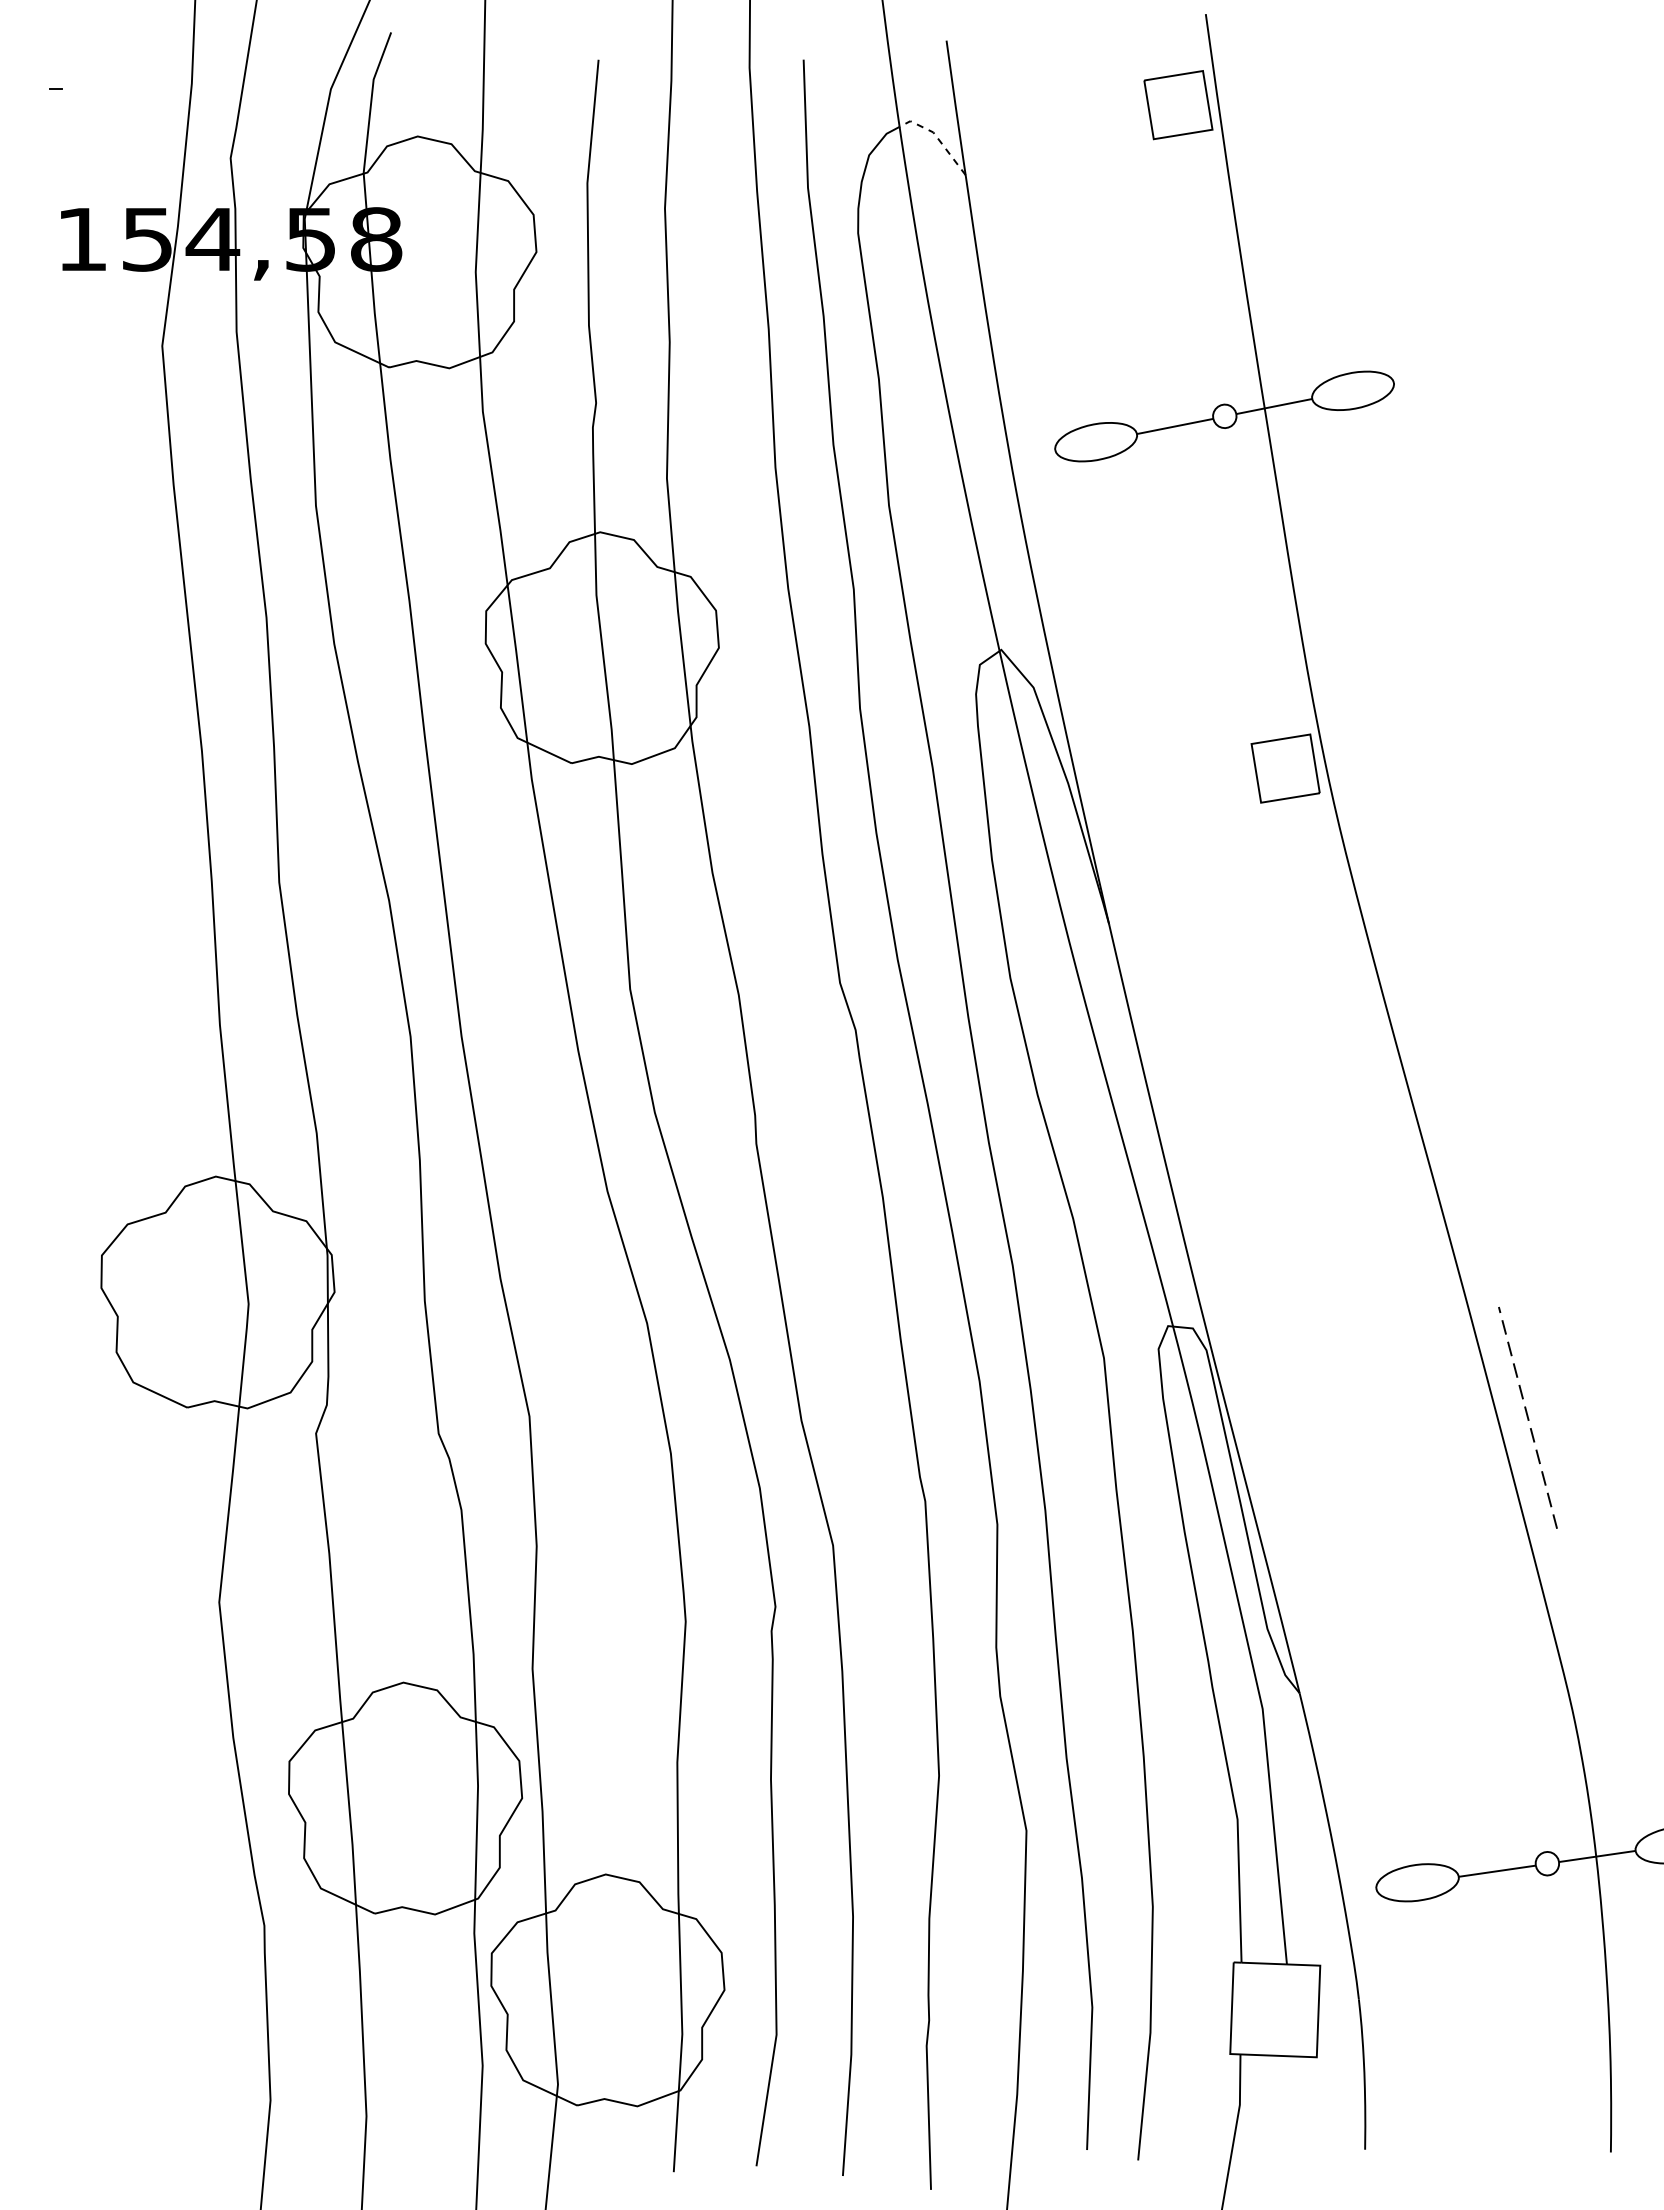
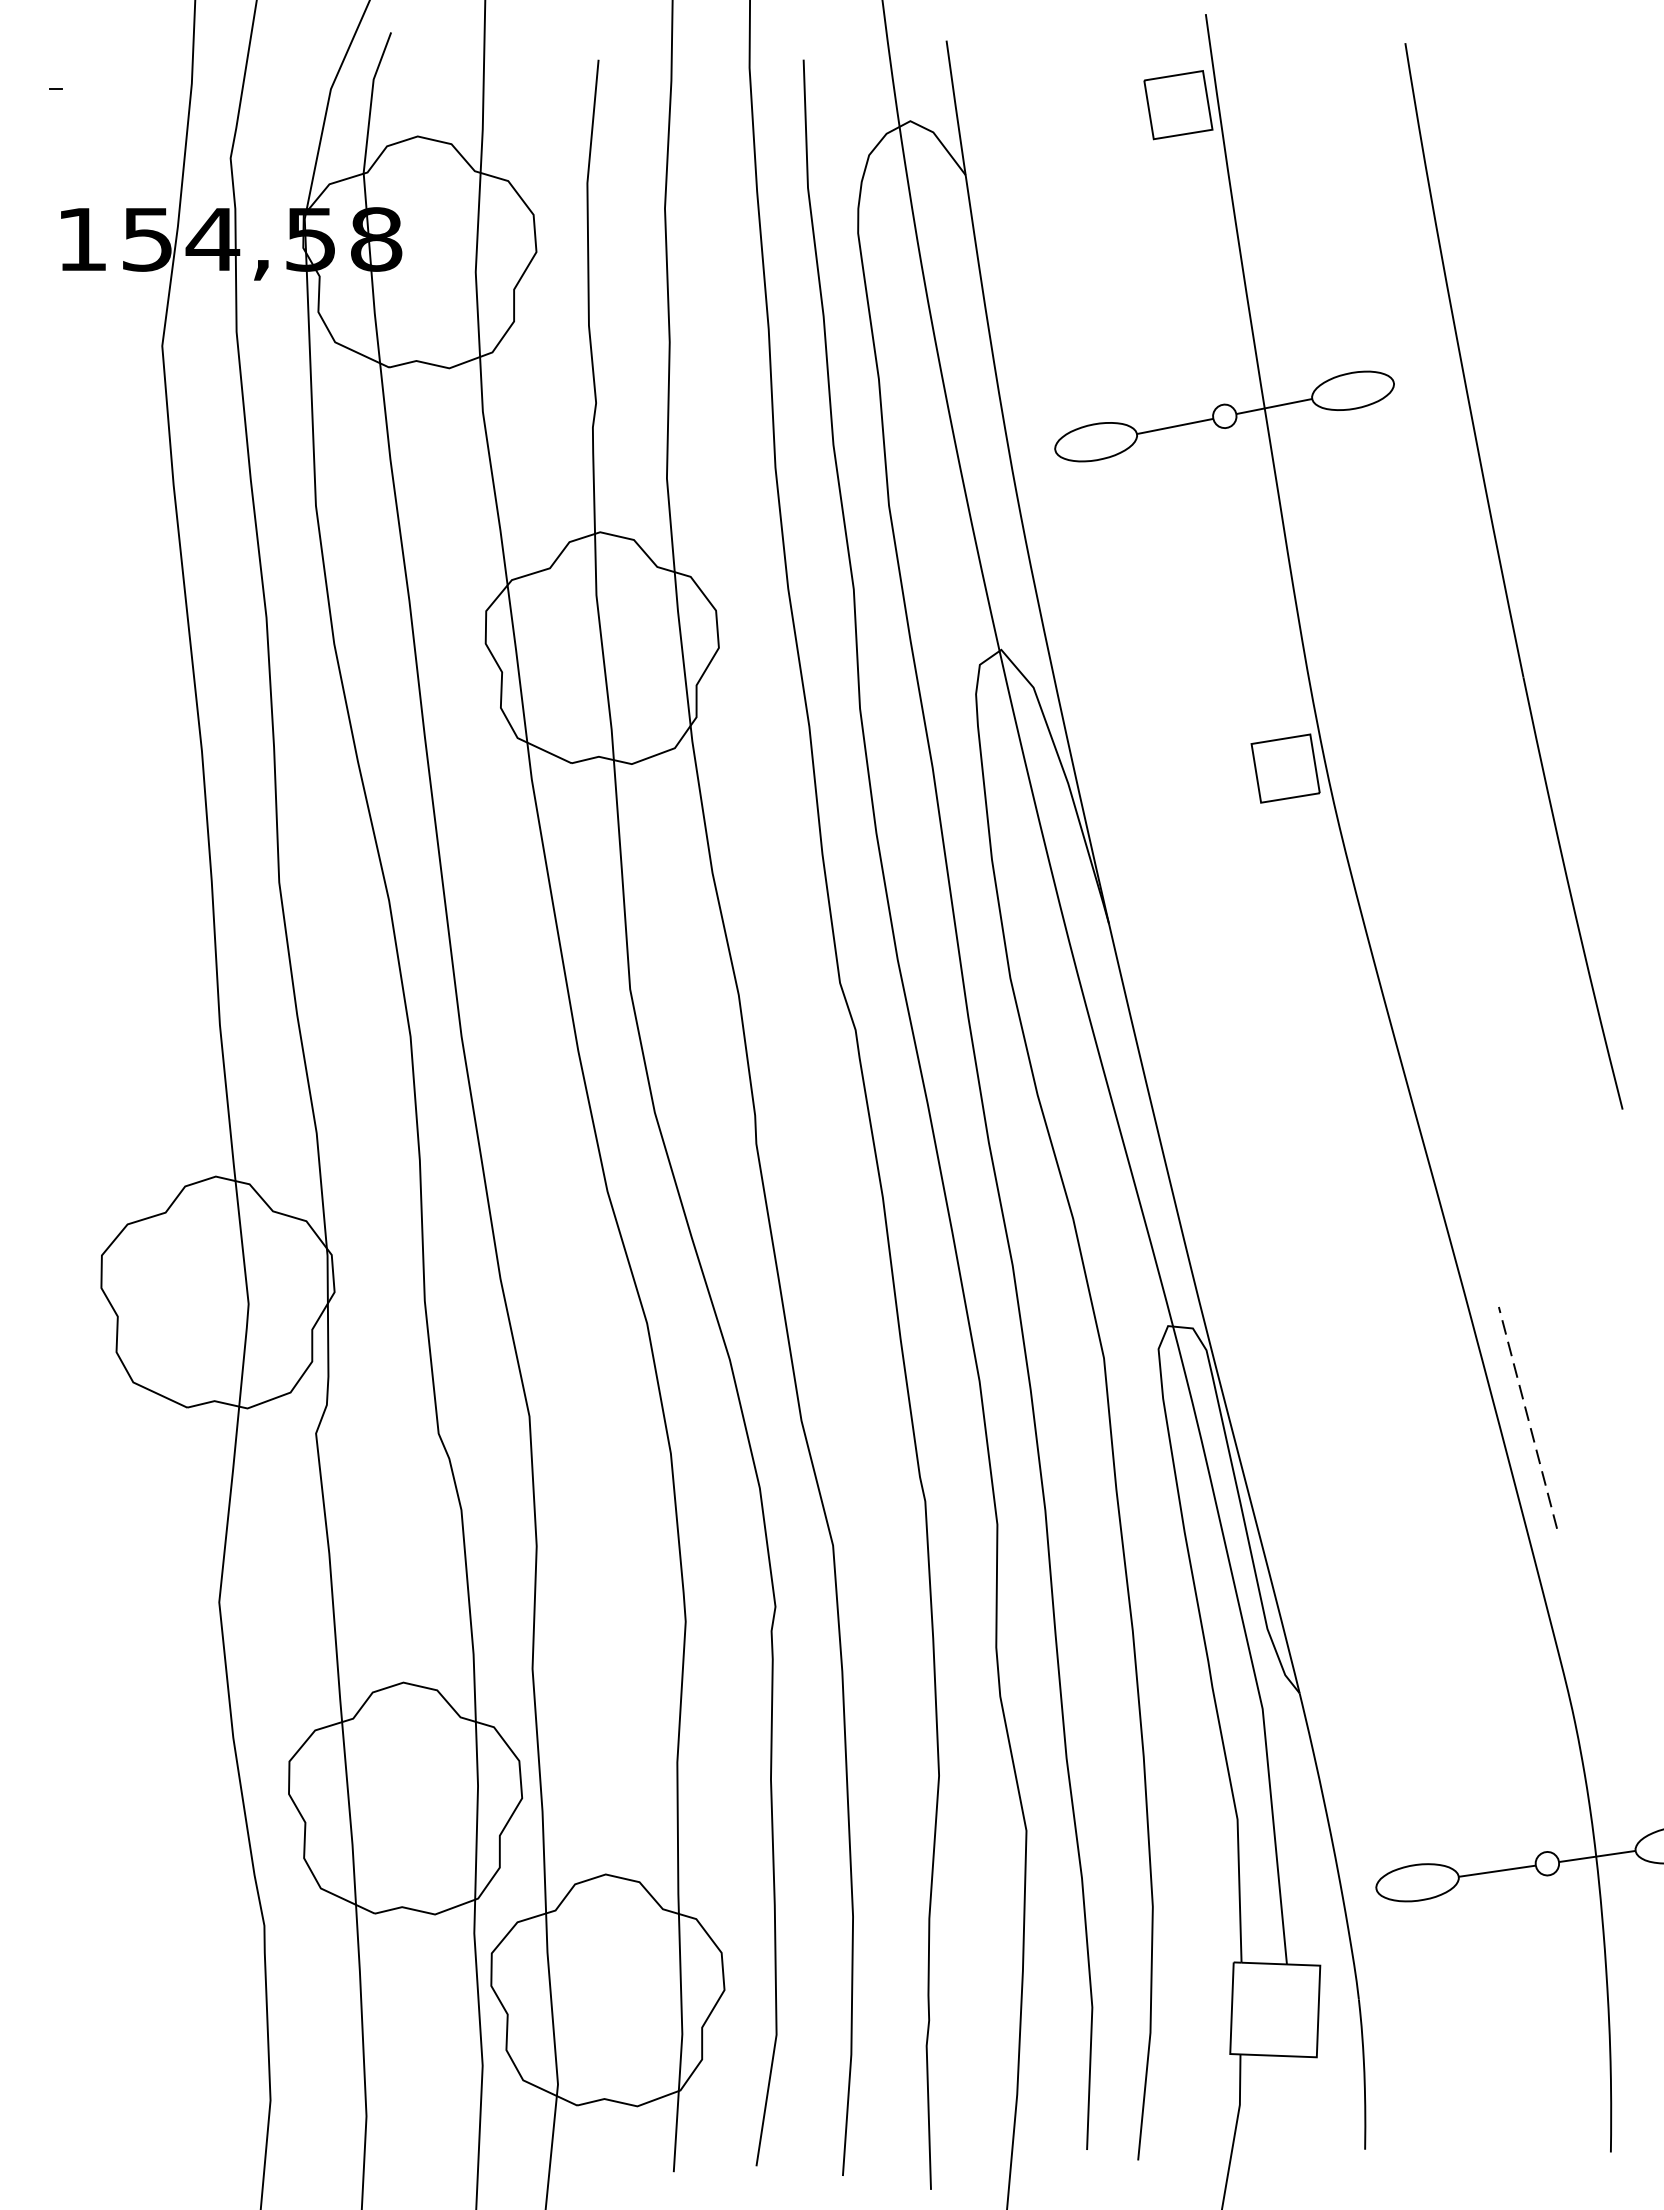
line: dashed -> solid (936, 137)
part: none -> present (1504, 578)
